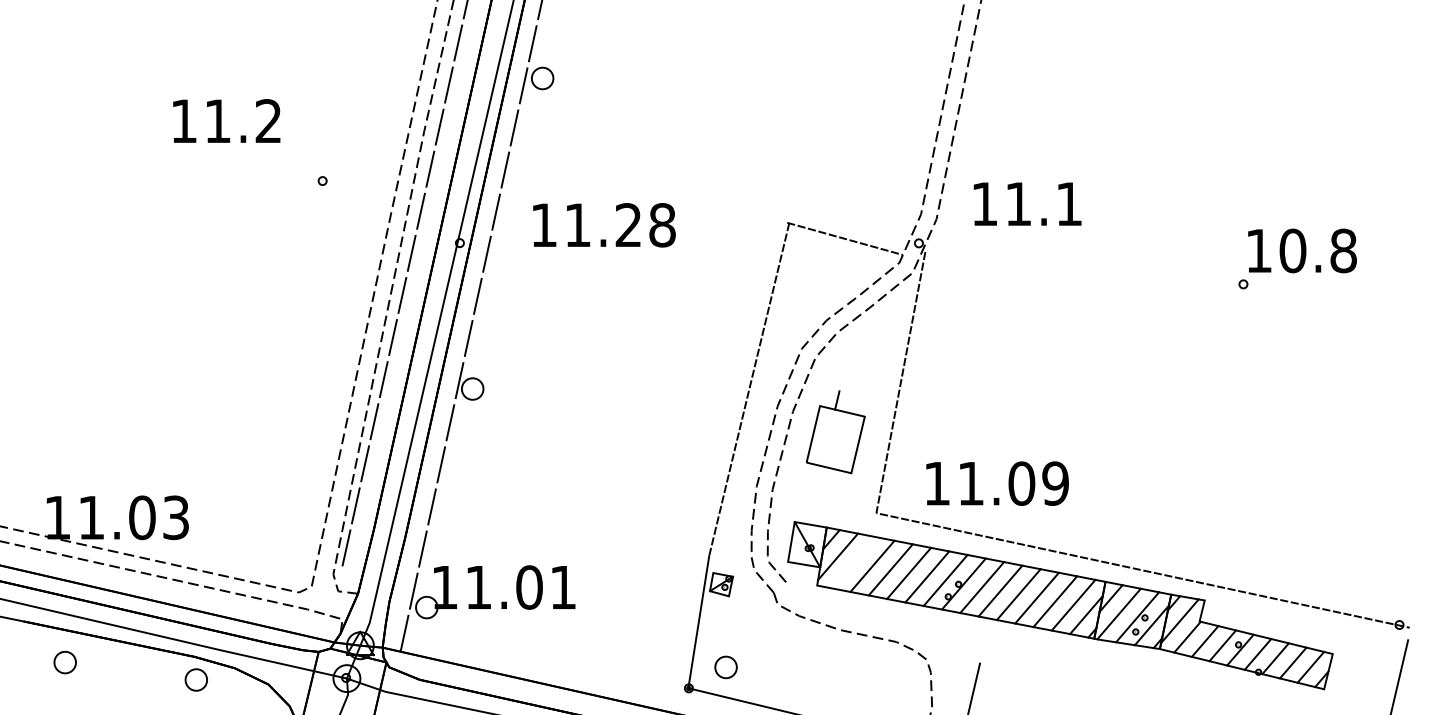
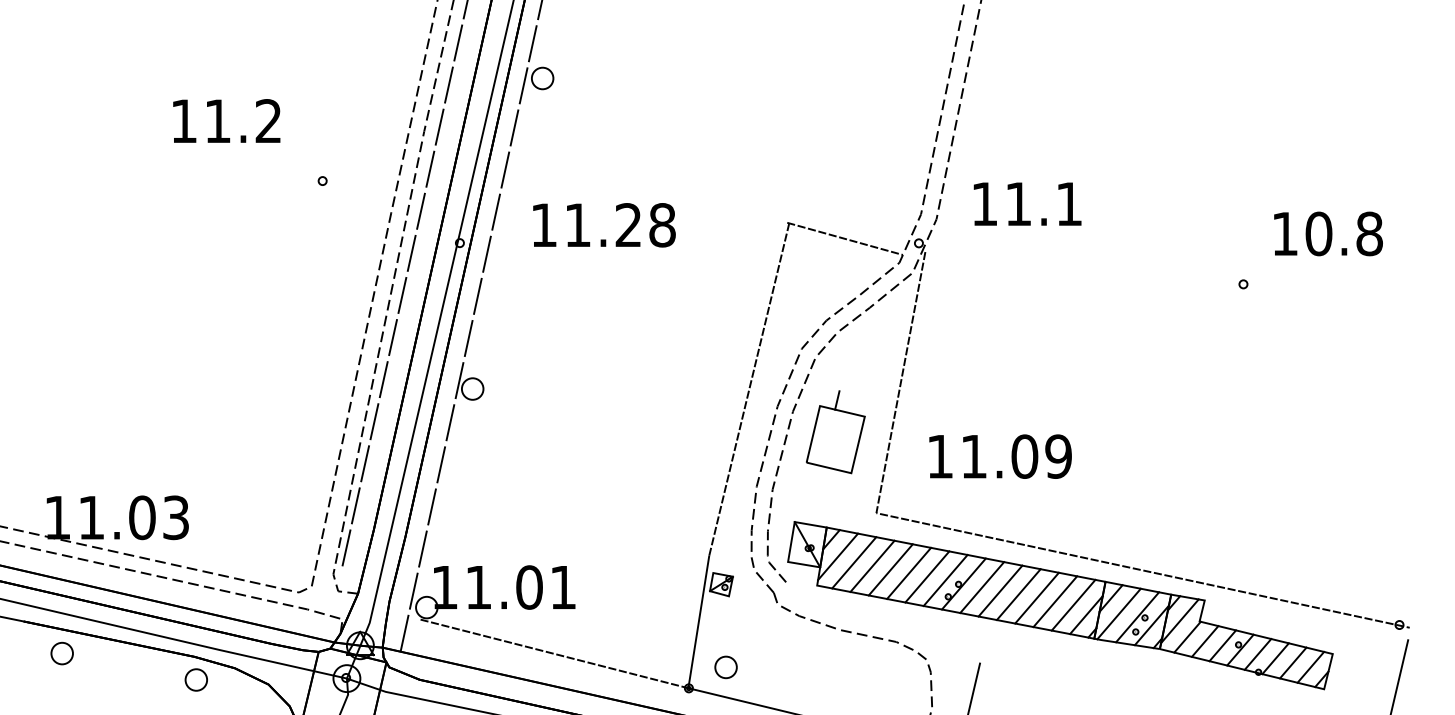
text position: (1302, 250) -> (1328, 233) (1328, 233)
text position: (997, 483) -> (1000, 456) (1000, 456)
line: none -> present (854, 562)
line: none -> present (554, 653)
part position: (64, 662) -> (61, 653) (61, 653)
